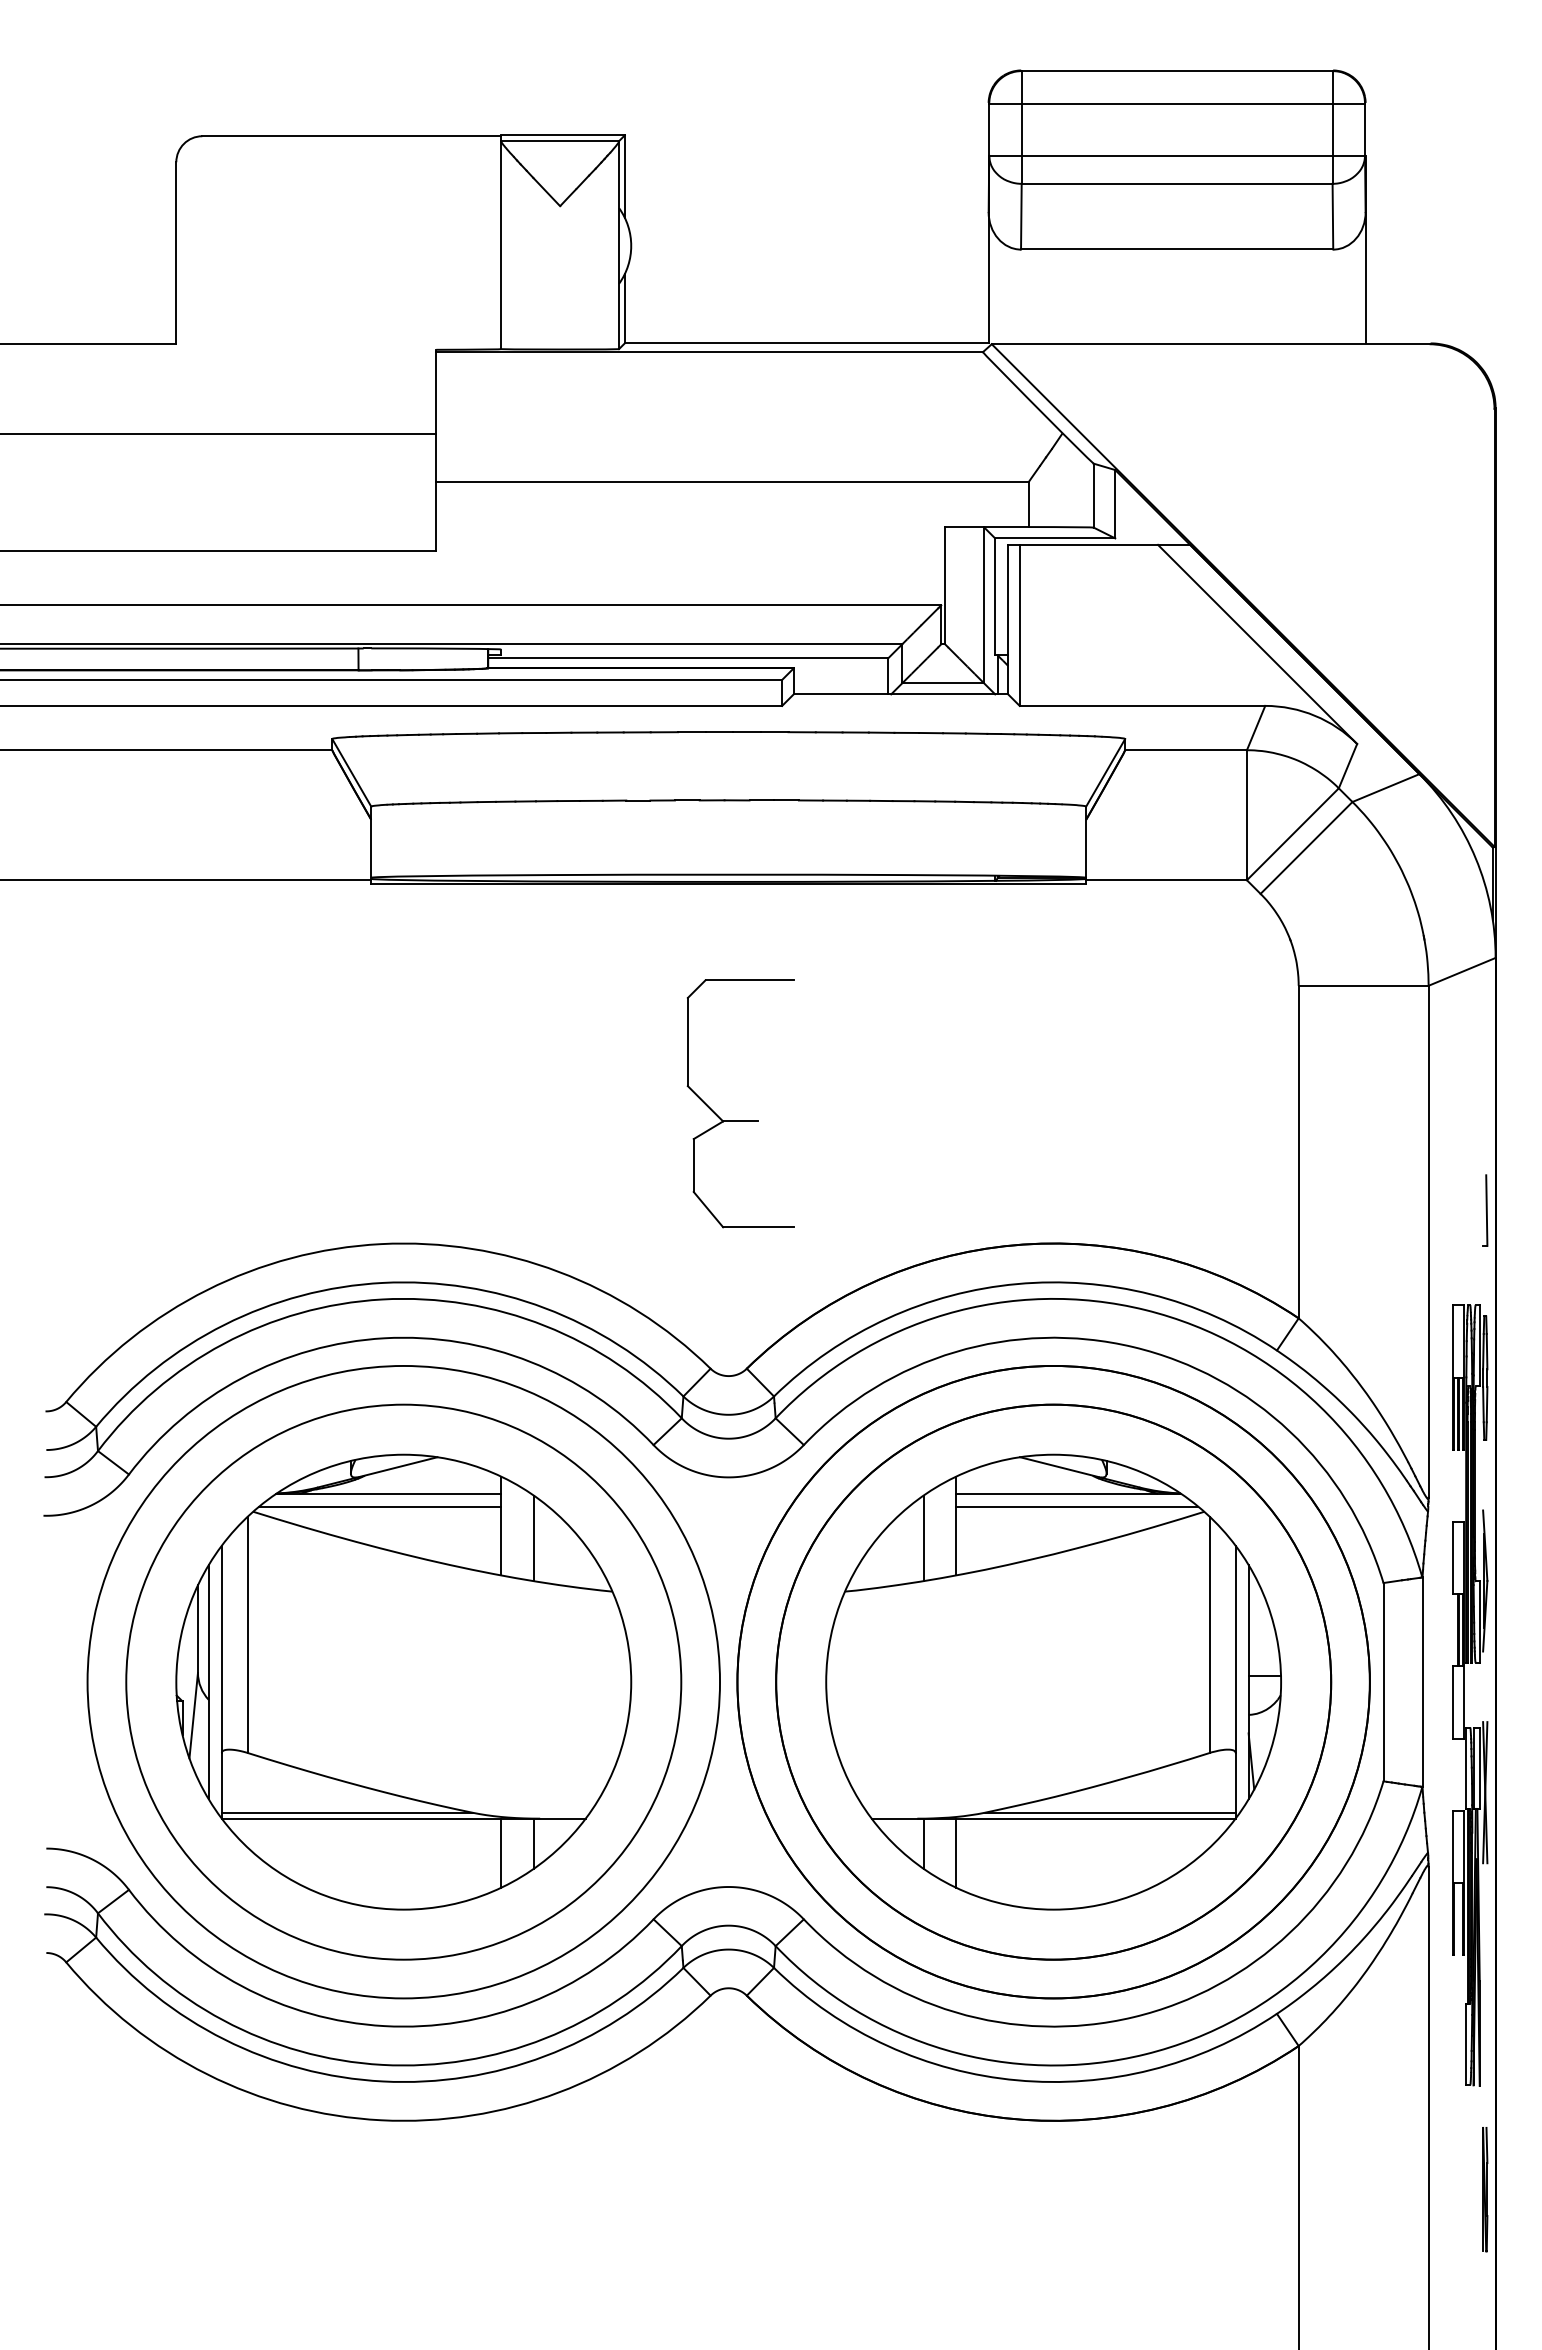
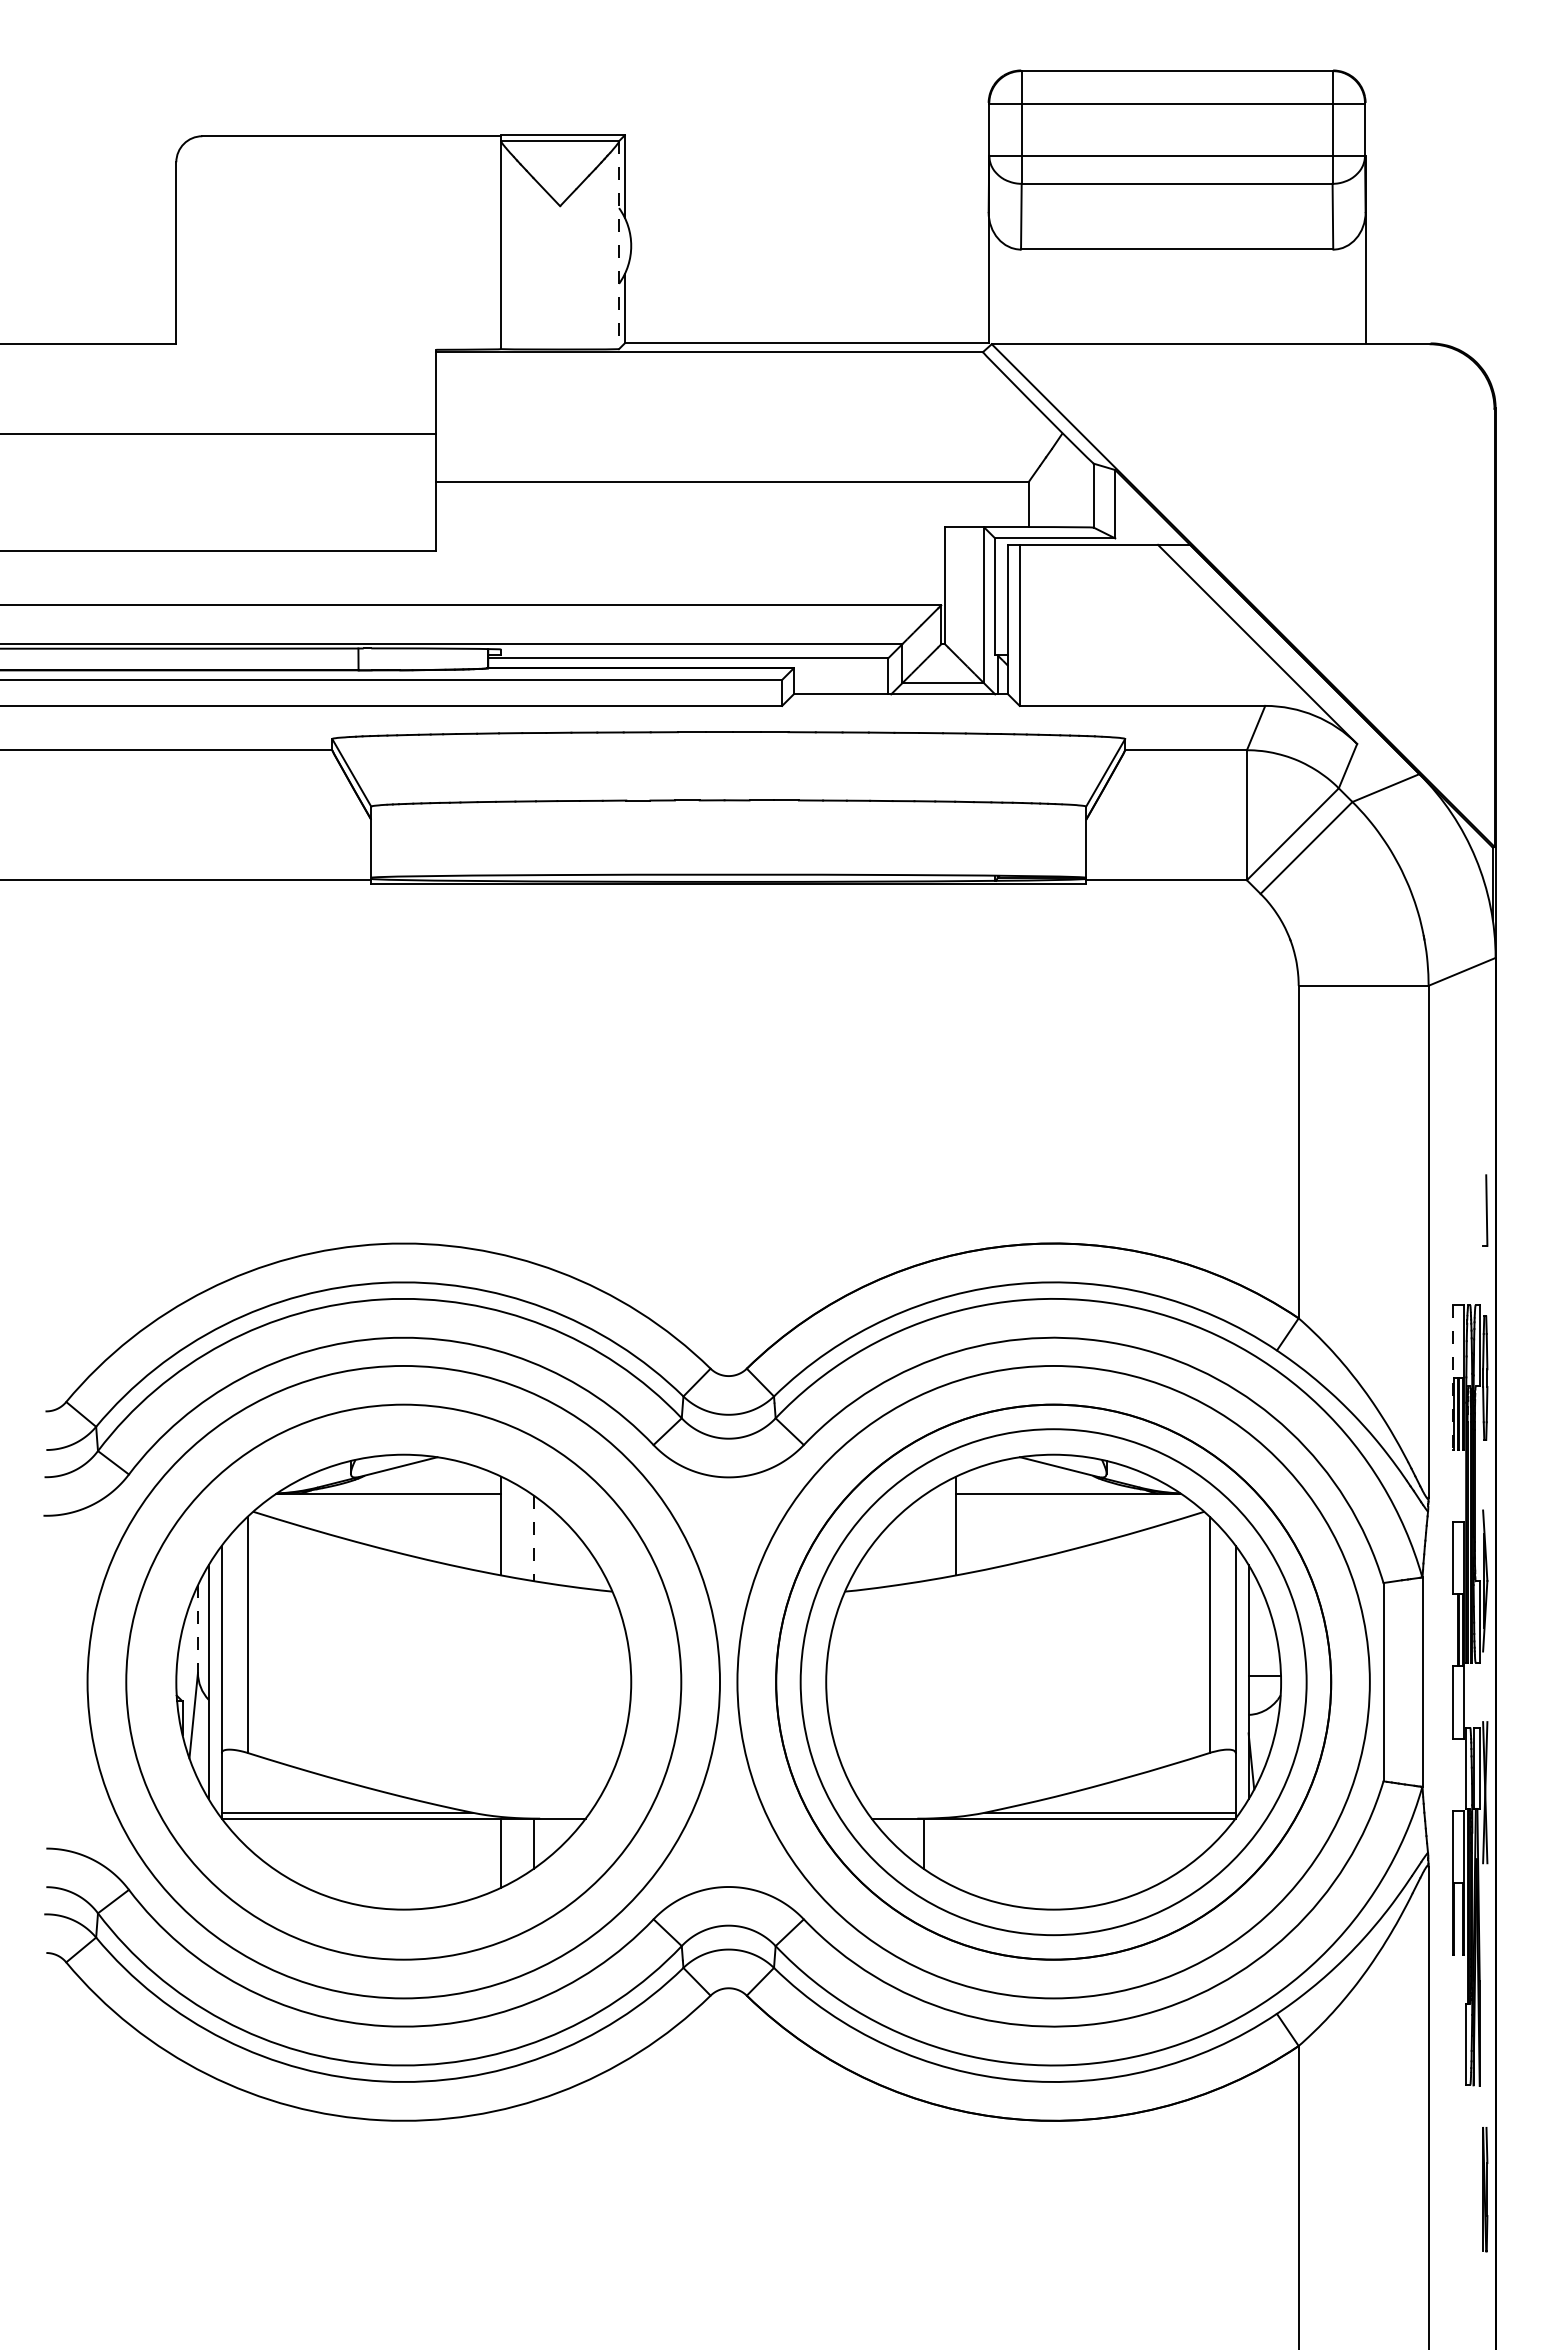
line: solid -> dashed (619, 245)
part: present -> none (740, 1120)
line: solid -> dashed (1452, 1378)
line: present -> none (380, 1506)
line: present -> none (1077, 1506)
line: solid -> dashed (533, 1538)
line: present -> none (923, 1538)
line: solid -> dashed (198, 1629)
circle diameter: 632 px -> 506 px (1053, 1682)
line: present -> none (956, 1852)
